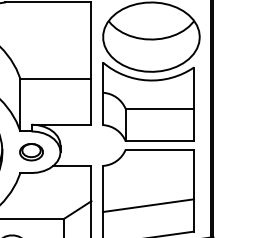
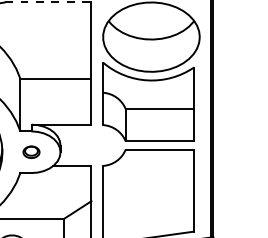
line: solid -> dashed (48, 2)
part size: 25x19 px -> 19x14 px (31, 151)
line: present -> none (148, 205)
